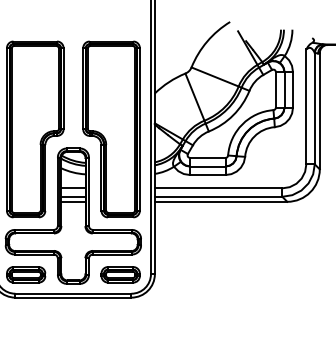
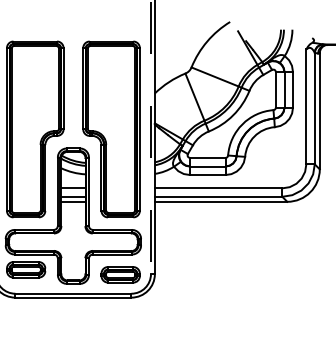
line: solid -> dashed (150, 137)
part position: (26, 274) -> (26, 269) (26, 269)
